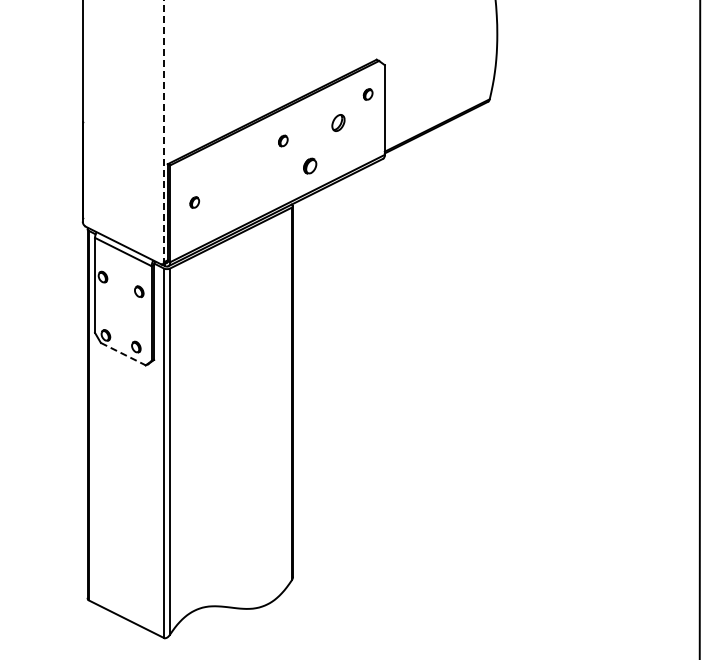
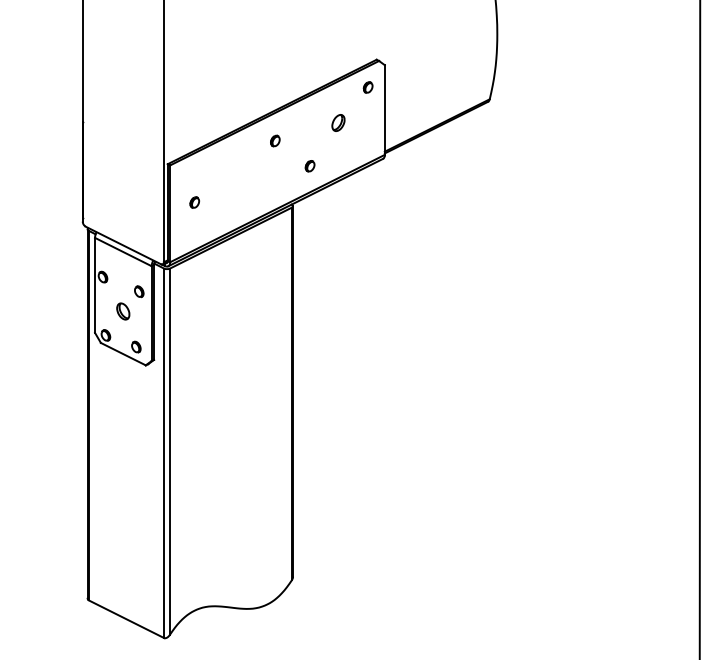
part position: (367, 94) -> (367, 87) (367, 87)
line: dashed -> solid (163, 131)
part position: (283, 140) -> (275, 140) (275, 140)
part size: 15x18 px -> 12x13 px (309, 166)
part: none -> present (123, 311)
line: dashed -> solid (123, 354)
